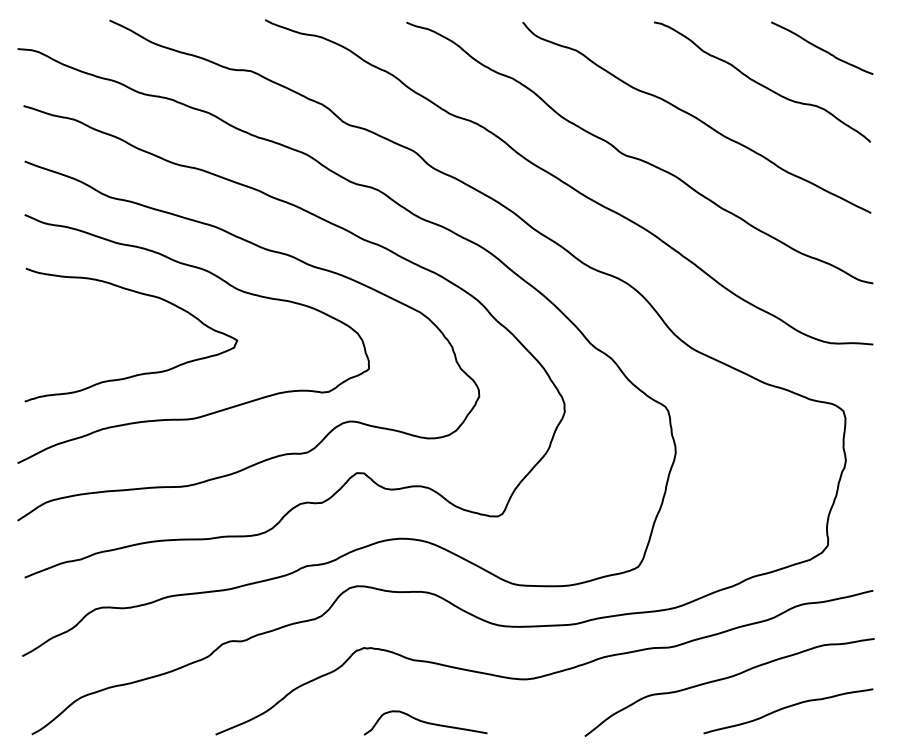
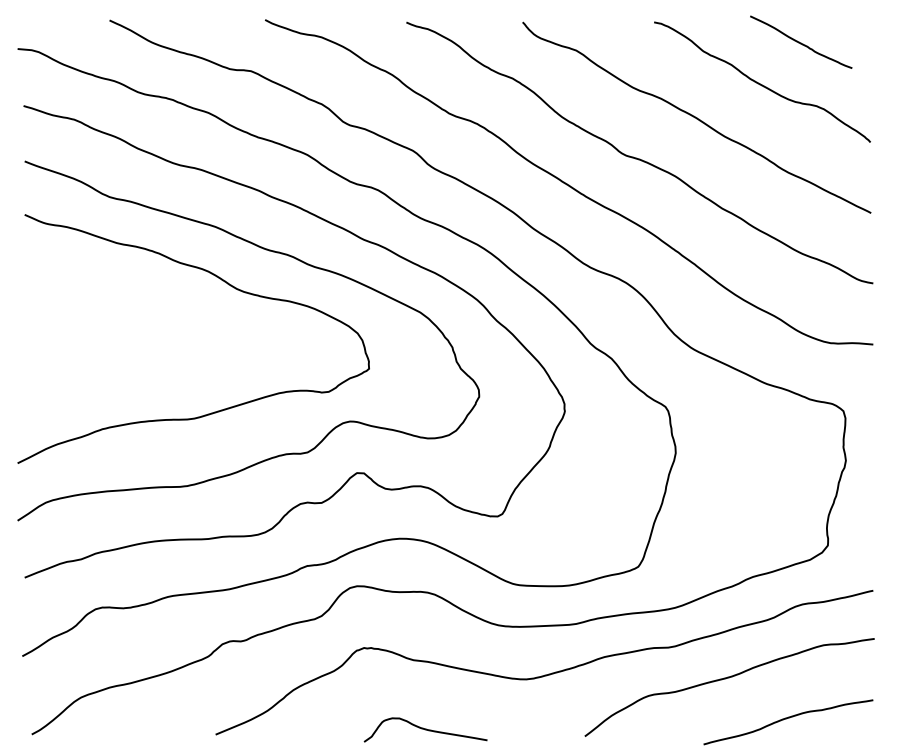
curve position: (822, 48) -> (801, 42) (801, 42)
curve: present -> none (139, 373)
curve position: (786, 708) -> (786, 719) (786, 719)
curve position: (425, 722) -> (425, 729) (425, 729)
